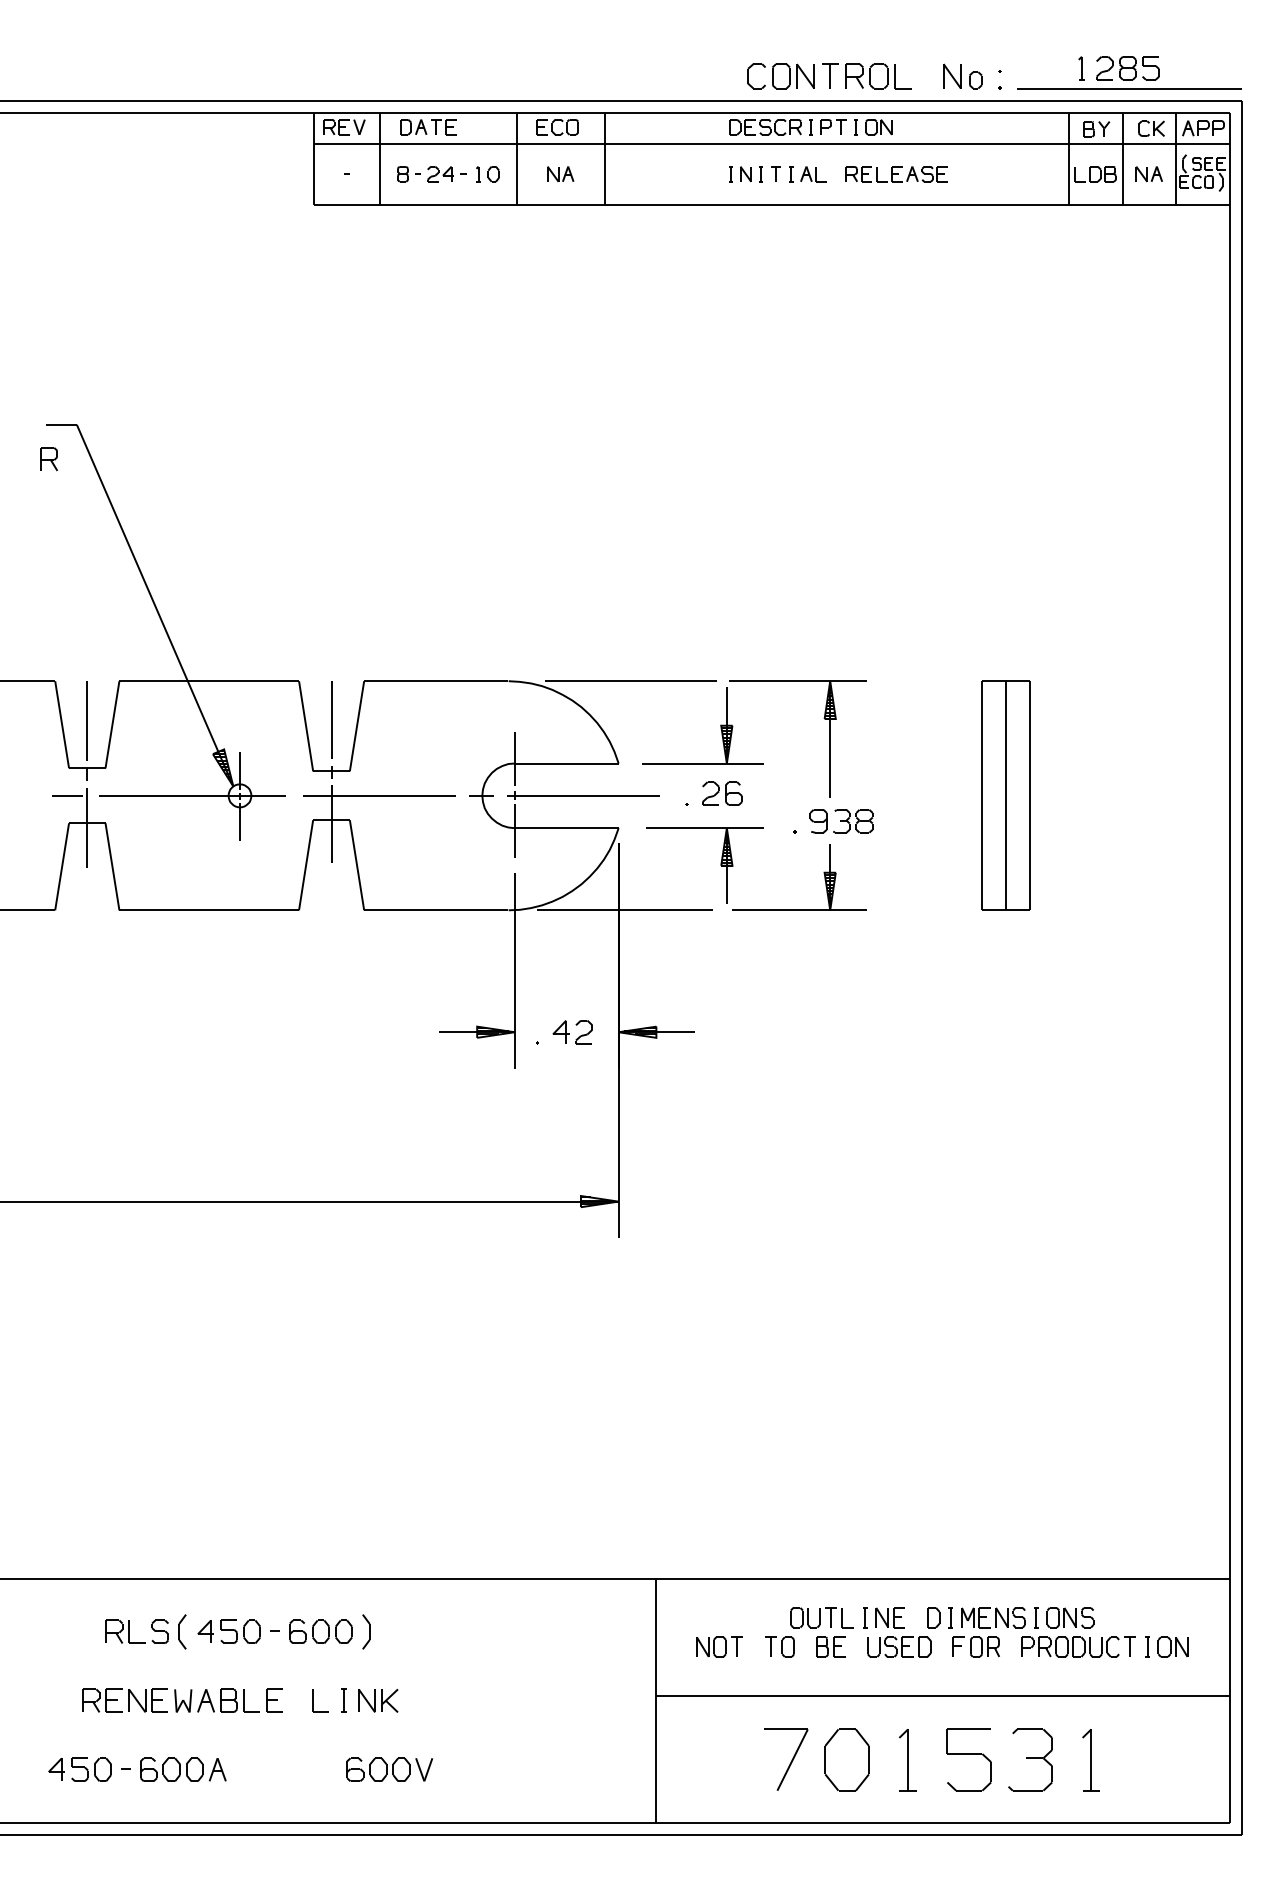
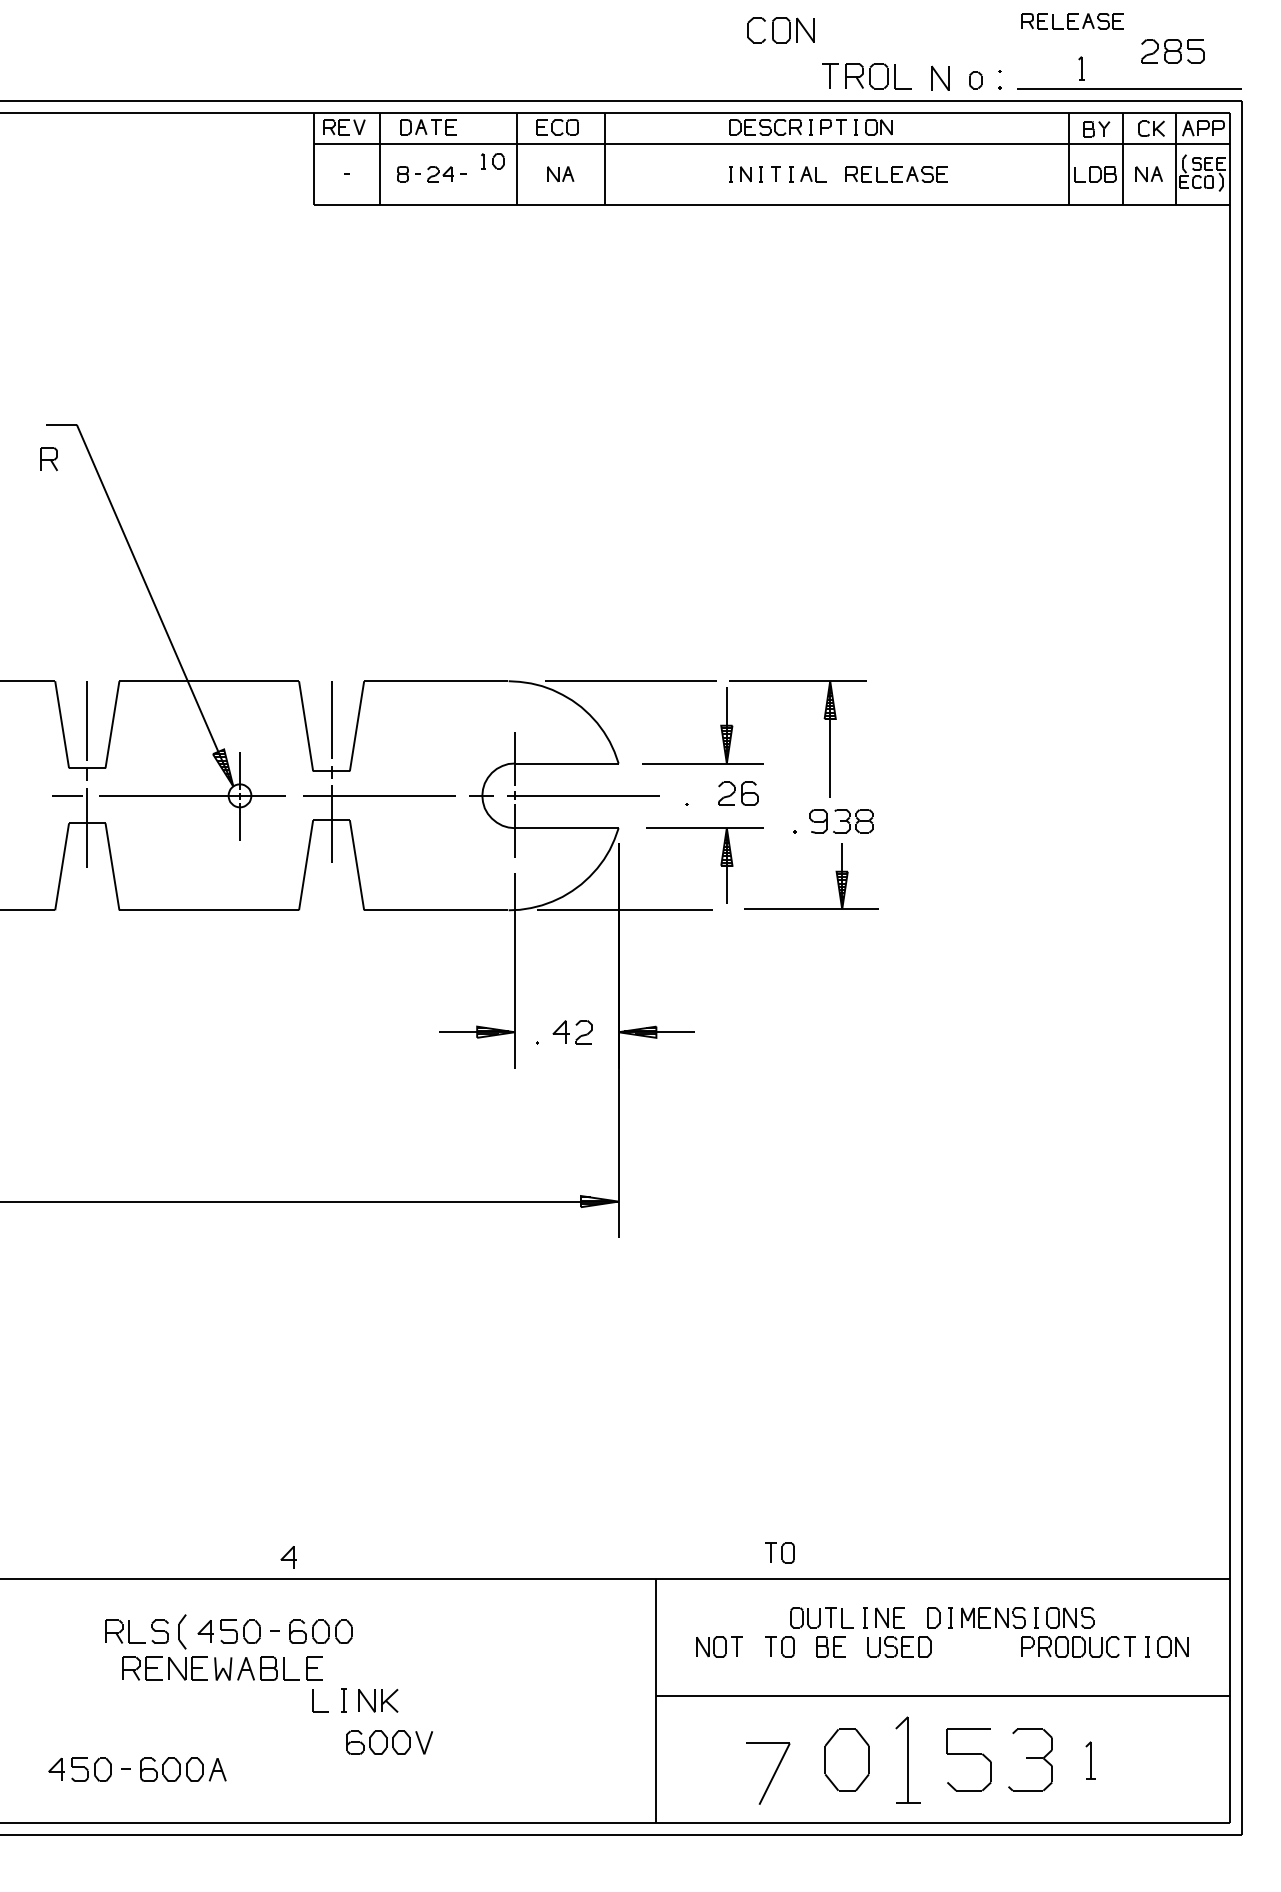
part: none -> present (1072, 21)
part position: (1127, 68) -> (1172, 51) (1172, 51)
part position: (952, 75) -> (940, 77) (940, 77)
part position: (780, 76) -> (780, 30) (780, 30)
part position: (487, 174) -> (492, 161) (492, 161)
part position: (722, 793) -> (738, 793) (738, 793)
part: present -> none (1005, 795)
part position: (823, 873) -> (835, 872) (835, 872)
part: none -> present (779, 1552)
part: none -> present (288, 1557)
part: present -> none (366, 1631)
part: present -> none (975, 1646)
part position: (182, 1700) -> (222, 1668) (222, 1668)
part position: (786, 1759) -> (768, 1773) (768, 1773)
part size: 18x63 px -> 26x88 px (907, 1759)
part size: 18x63 px -> 11x39 px (1090, 1760)
part position: (389, 1769) -> (389, 1742) (389, 1742)
